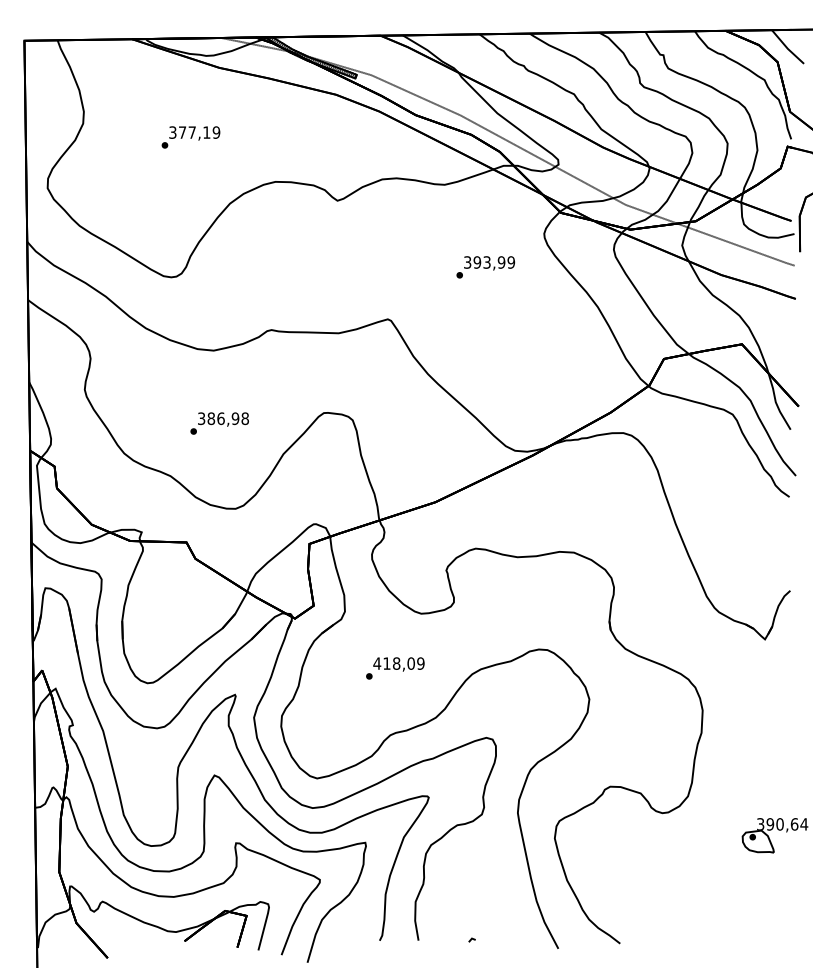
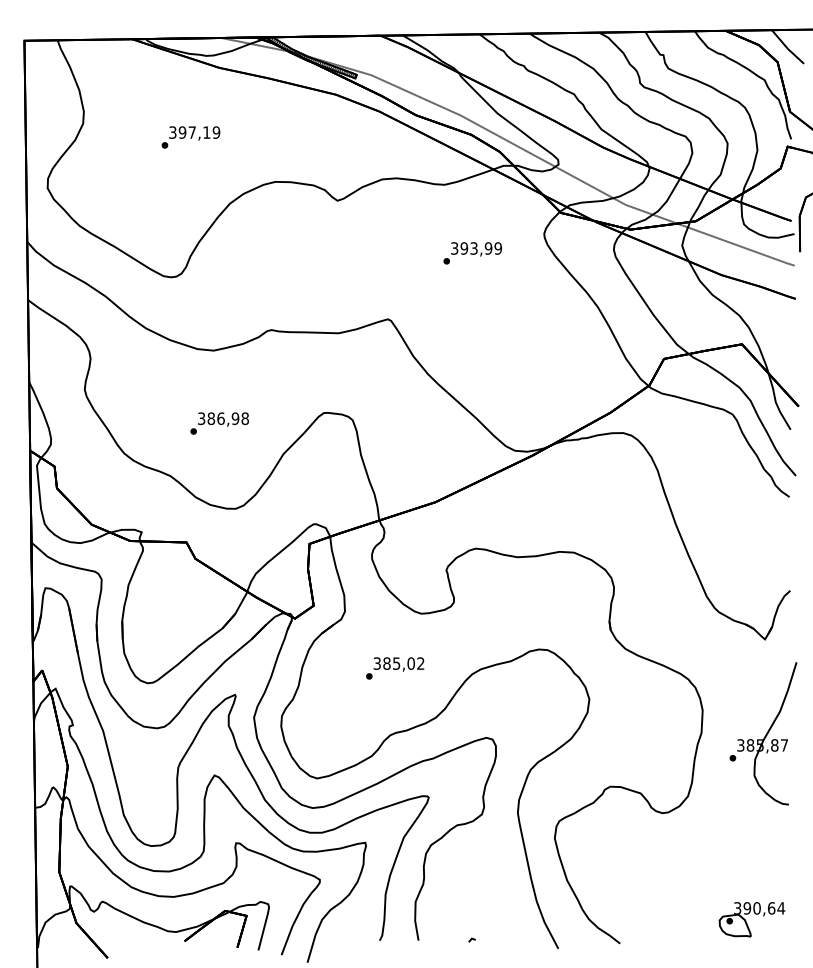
text: 377,19 -> 397,19 (182, 132)
text position: (485, 267) -> (472, 253) (472, 253)
text: 418,09 -> 385,02 (398, 663)
part: none -> present (763, 733)
part position: (774, 835) -> (751, 919) (751, 919)
